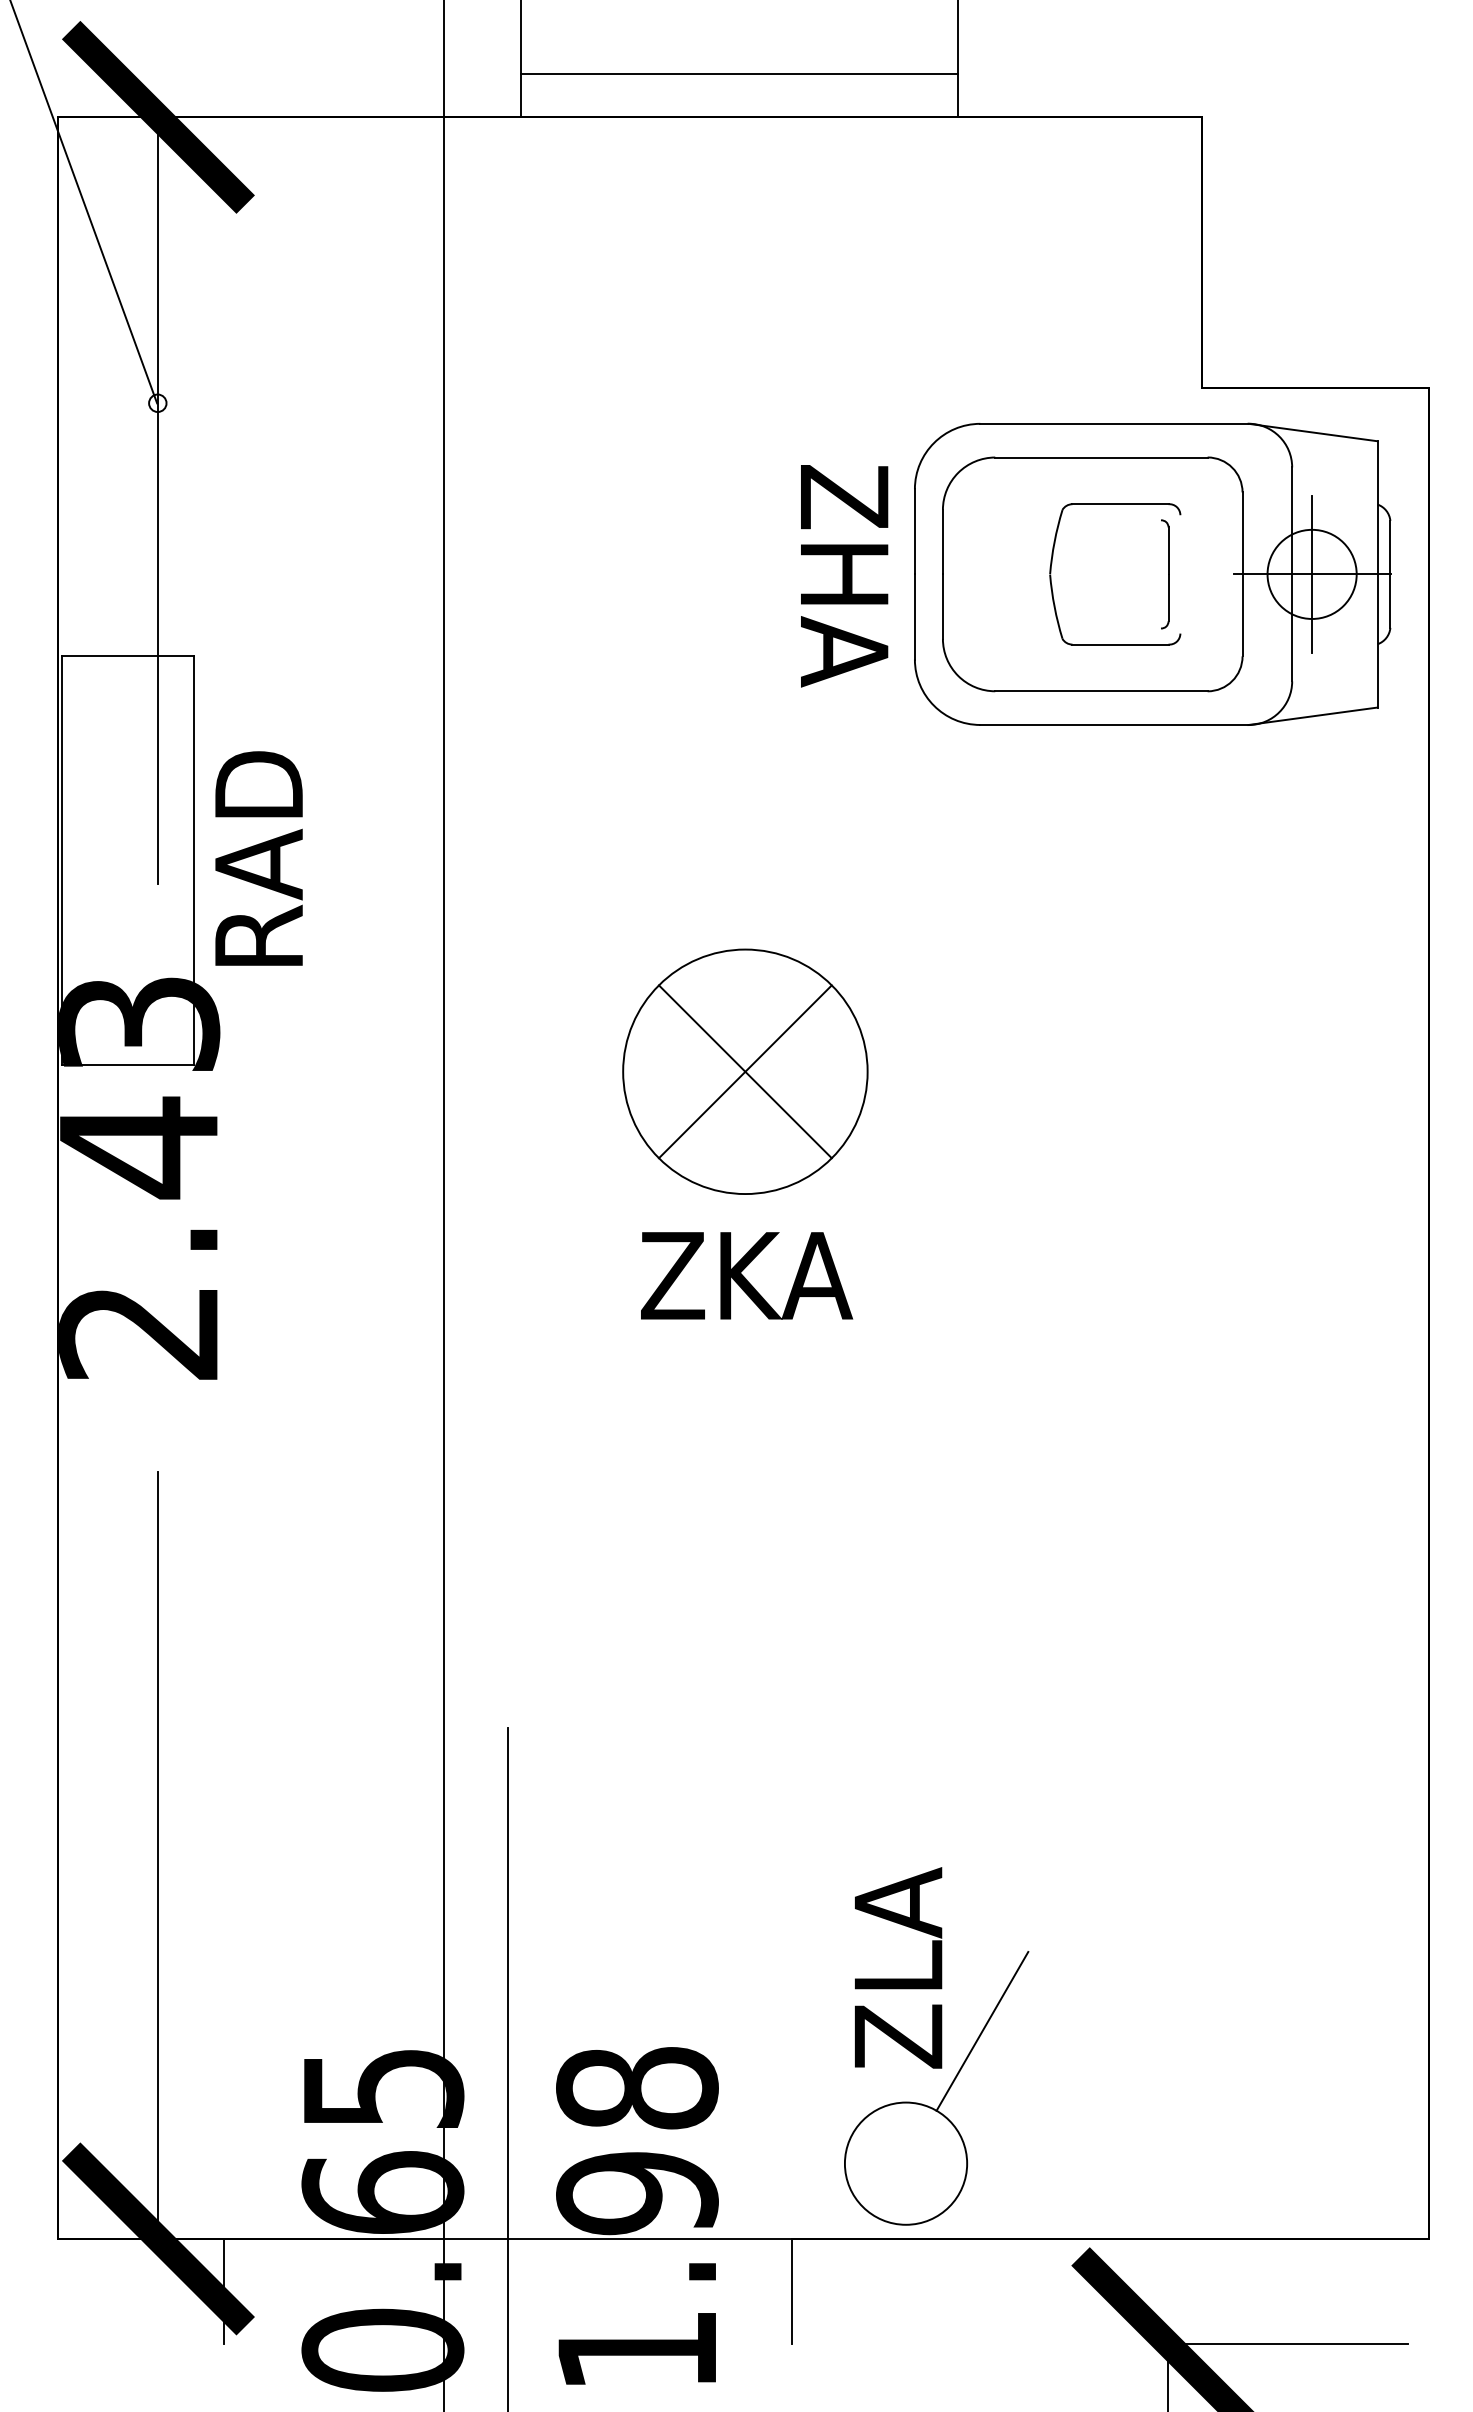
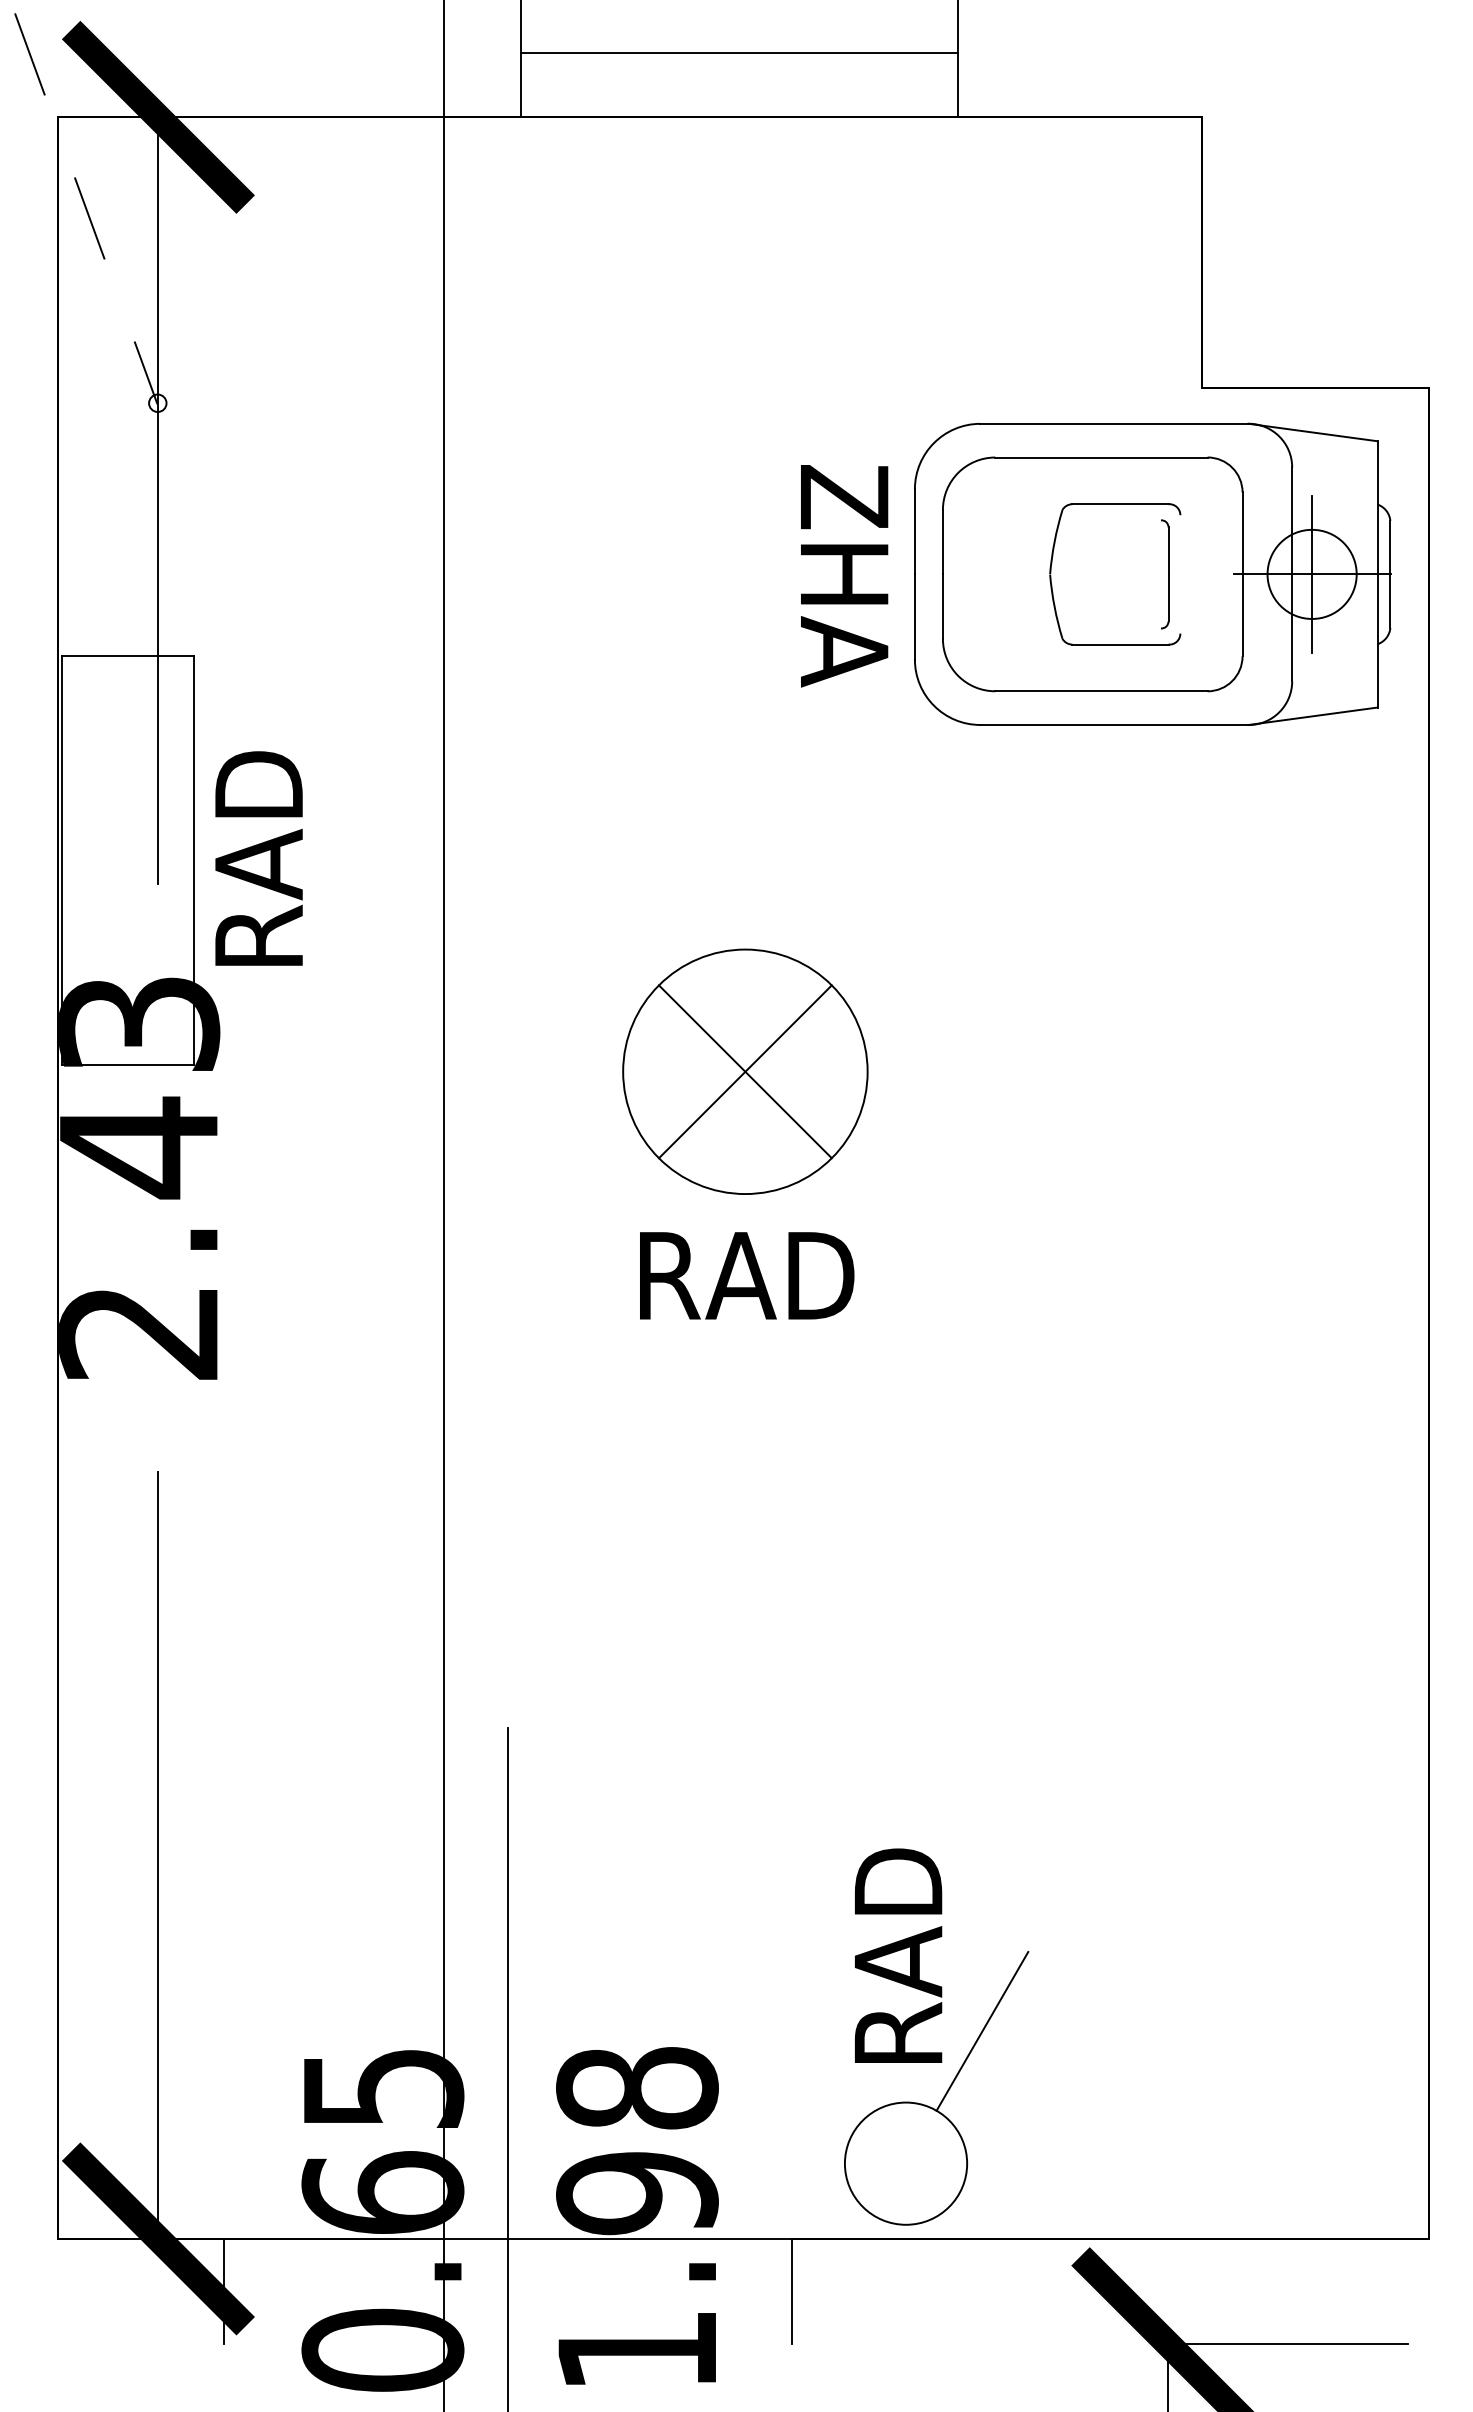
line position: (739, 73) -> (739, 52) (739, 52)
line: solid -> dashed (83, 202)
text: ZKA -> RAD (747, 1275)
text: ZLA -> RAD (898, 1958)
